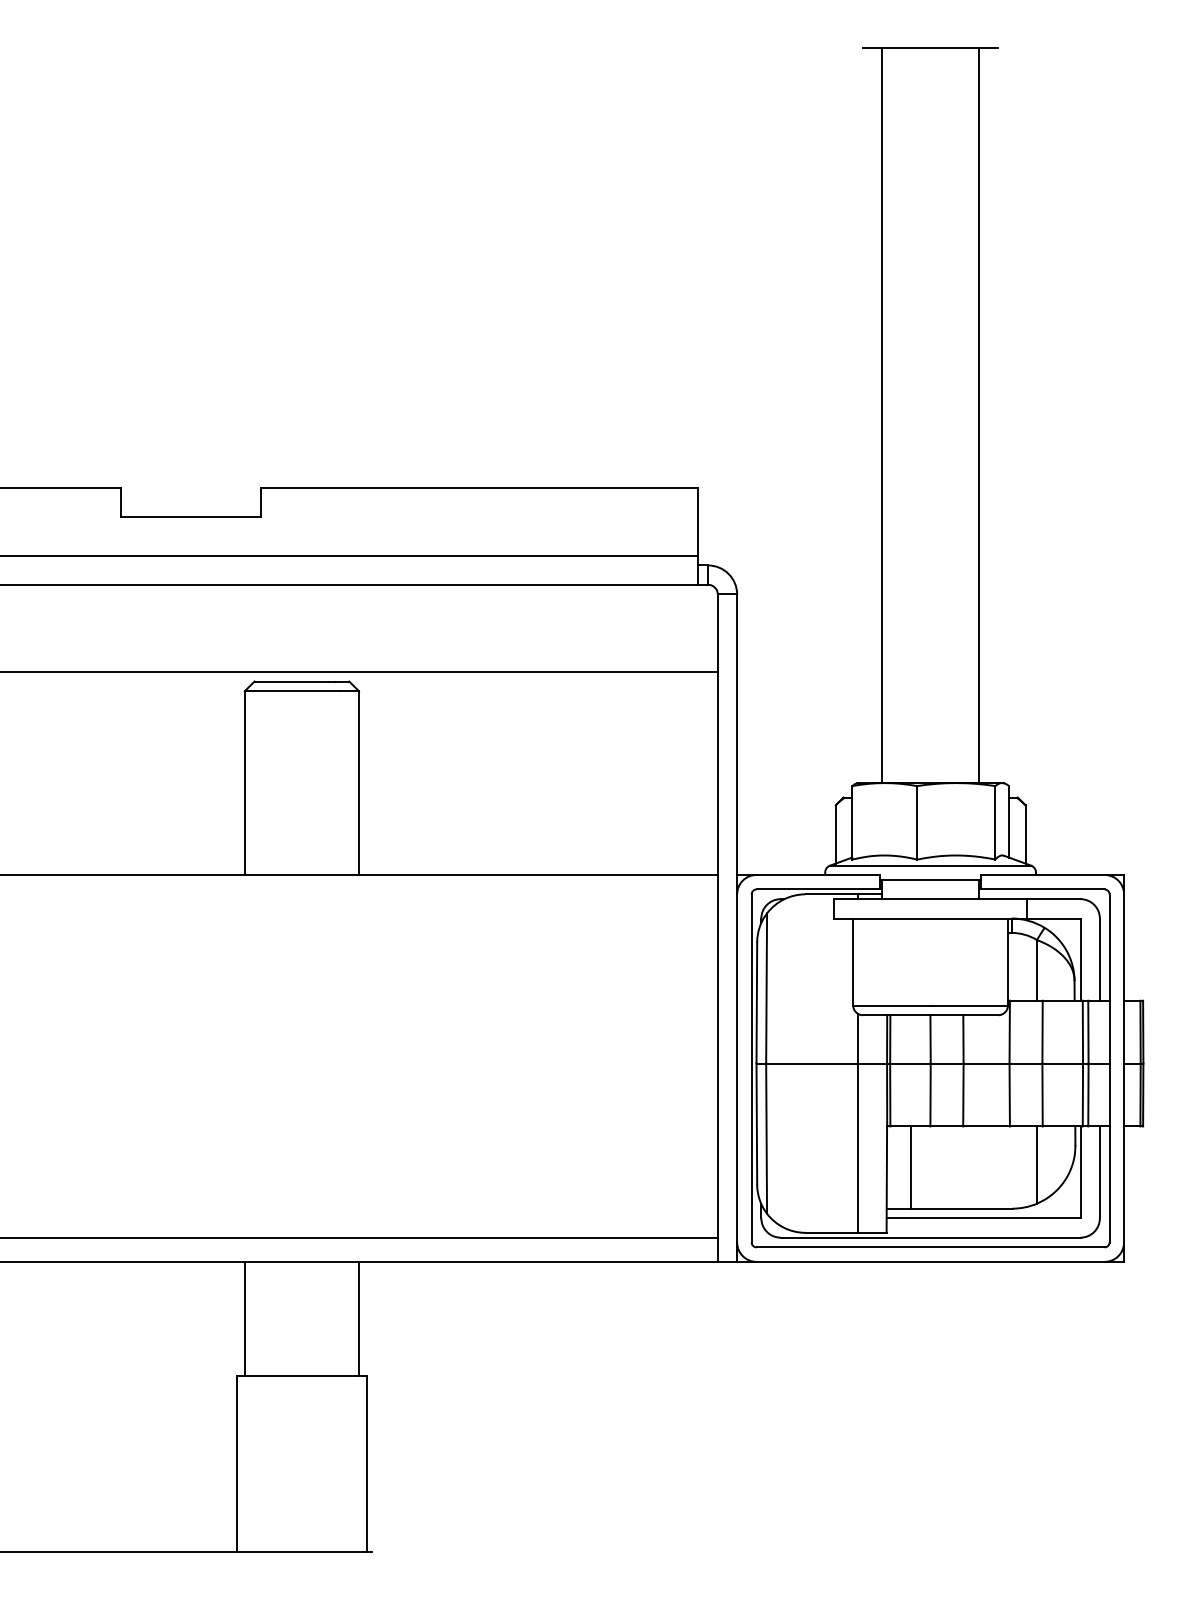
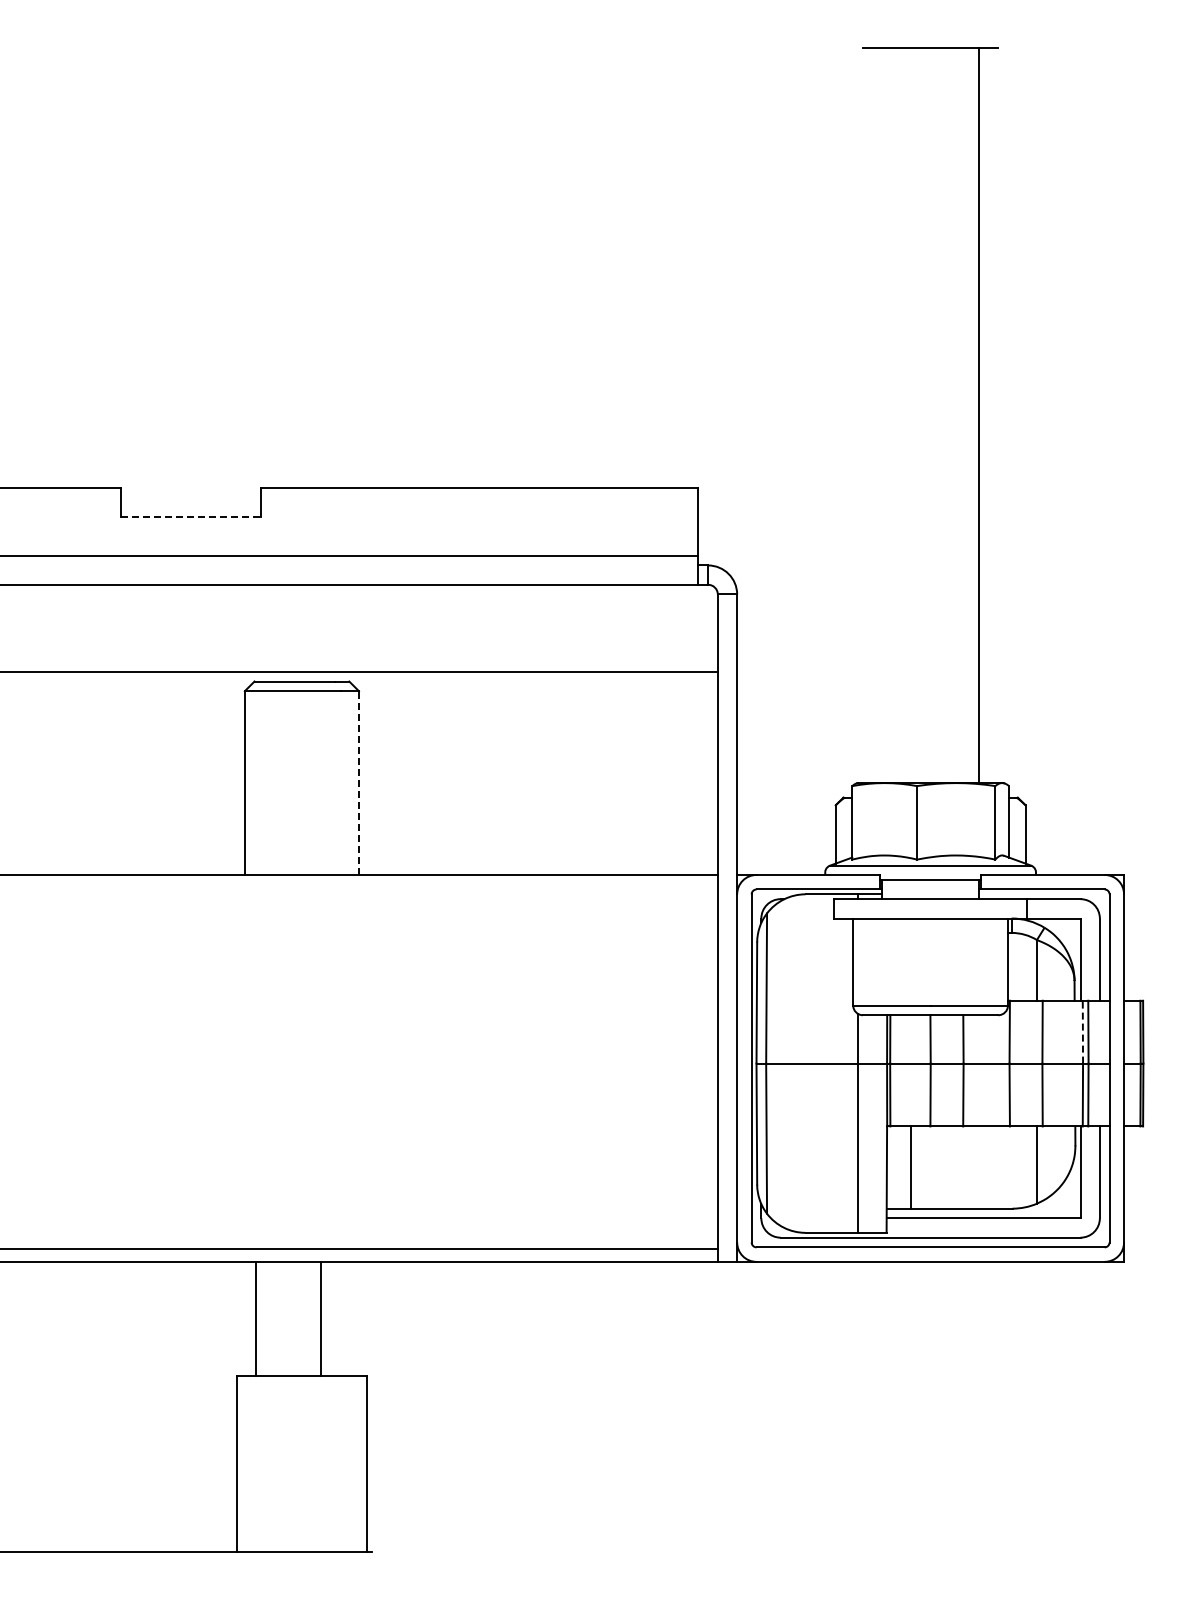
line: present -> none (882, 415)
line: solid -> dashed (191, 517)
line: solid -> dashed (358, 783)
line: solid -> dashed (1082, 1031)
line position: (359, 1237) -> (359, 1248) (359, 1248)
line position: (244, 1318) -> (255, 1318) (255, 1318)
line position: (358, 1318) -> (320, 1318) (320, 1318)
